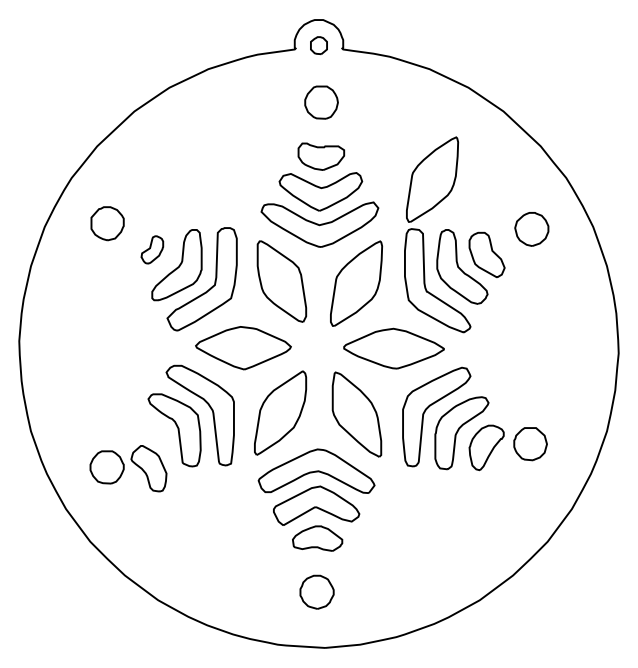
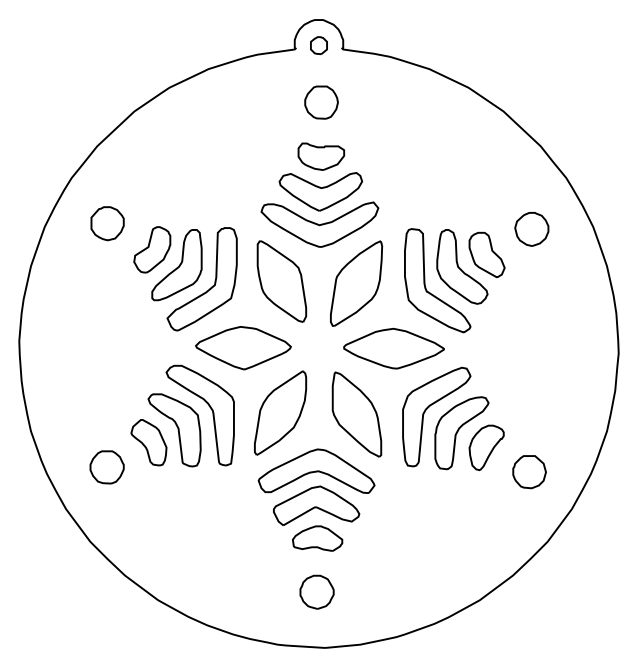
part: present -> none (432, 179)
part size: 25x30 px -> 39x48 px (152, 249)
part position: (530, 444) -> (529, 472) (529, 472)
part position: (148, 468) -> (148, 442) (148, 442)
